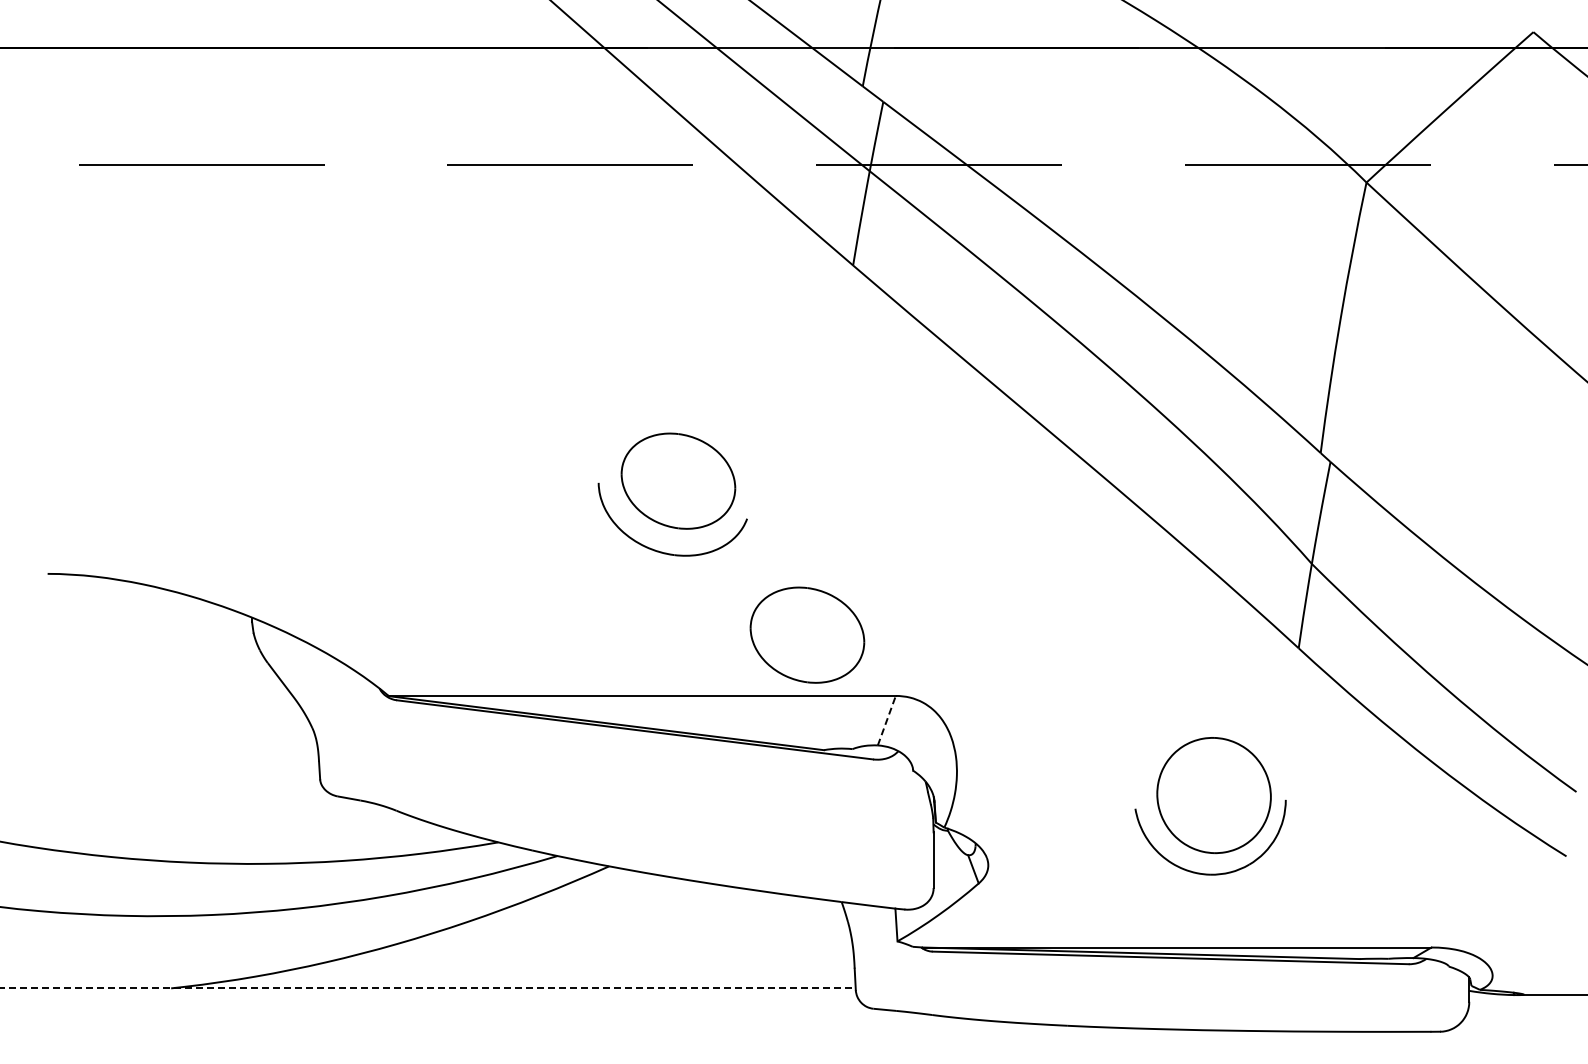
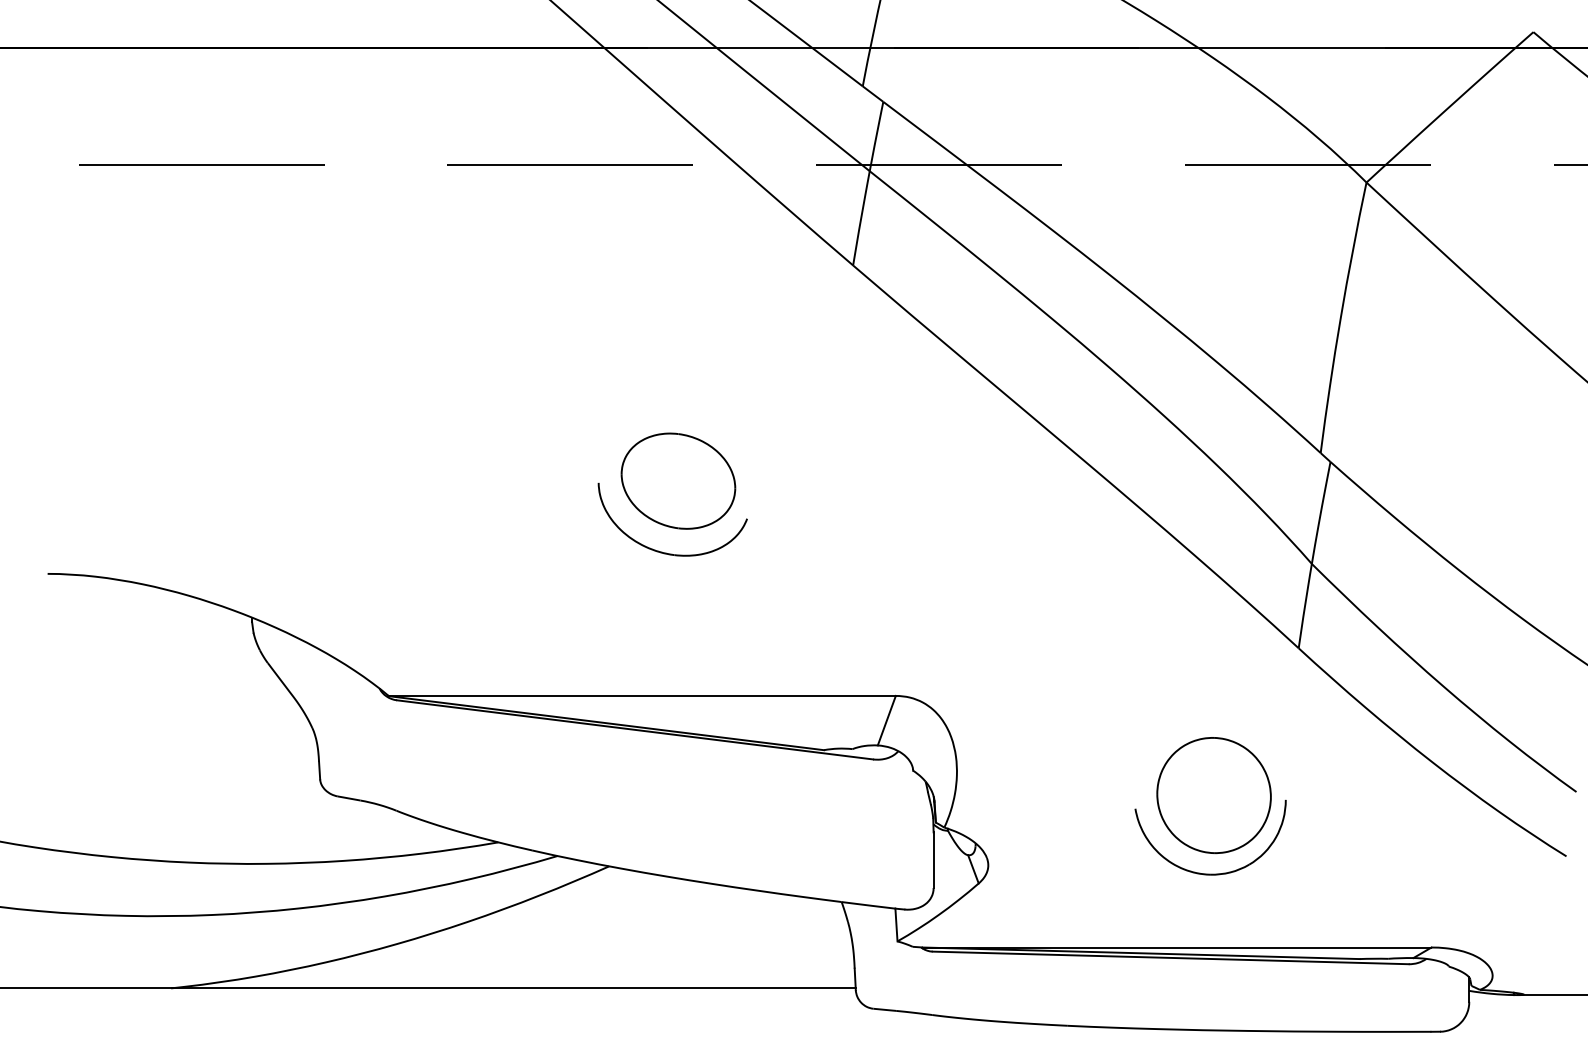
part: present -> none (807, 634)
line: dashed -> solid (887, 720)
line: dashed -> solid (428, 987)
